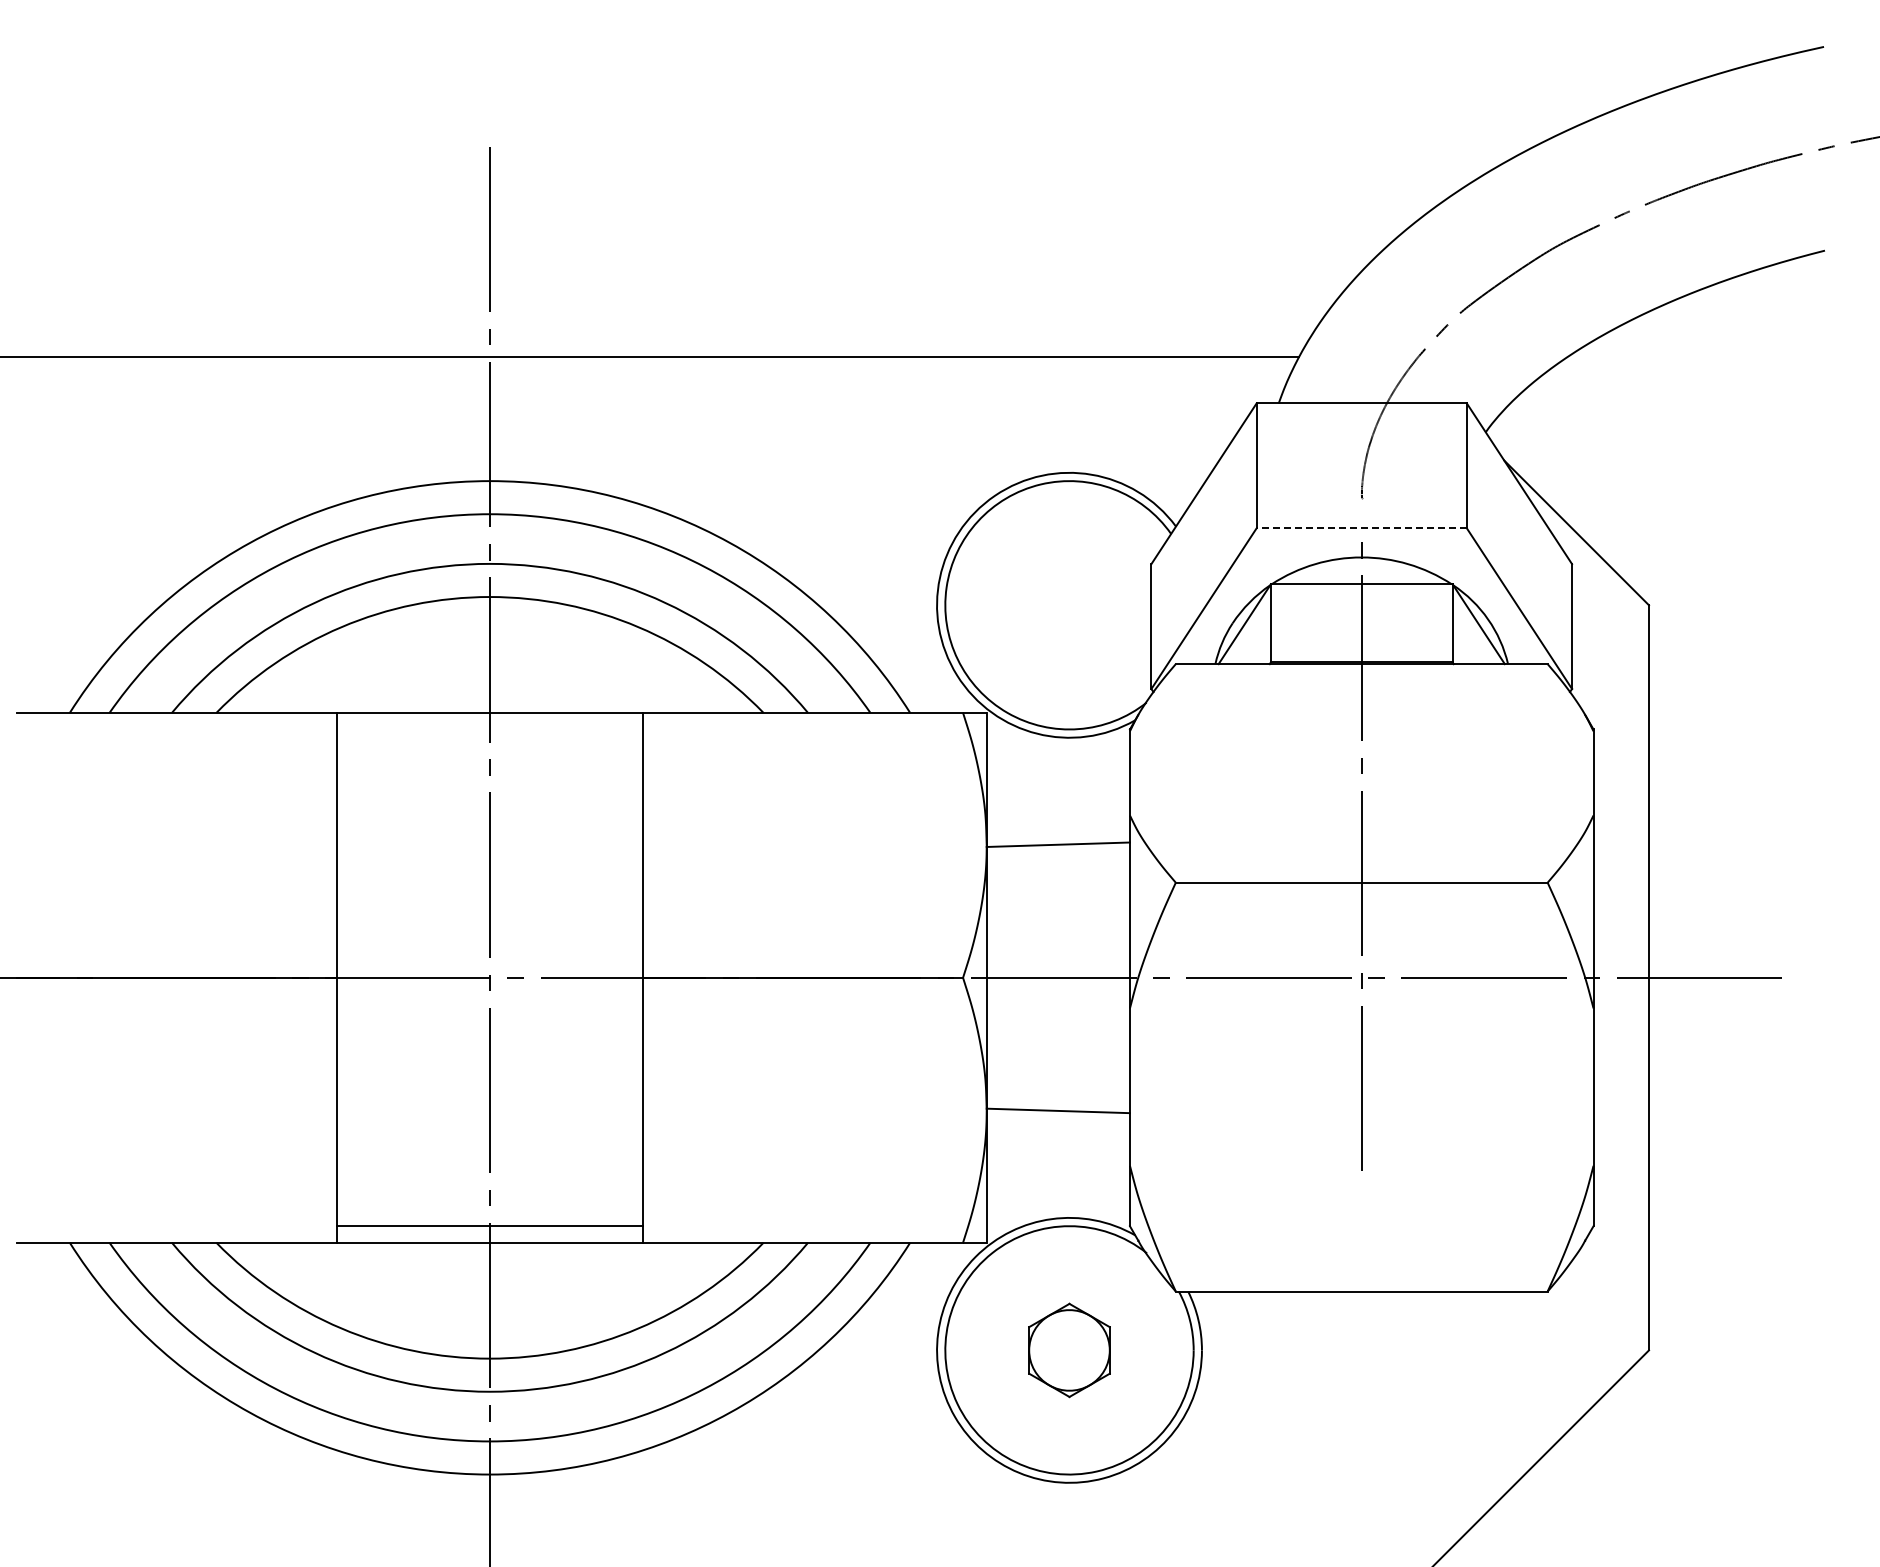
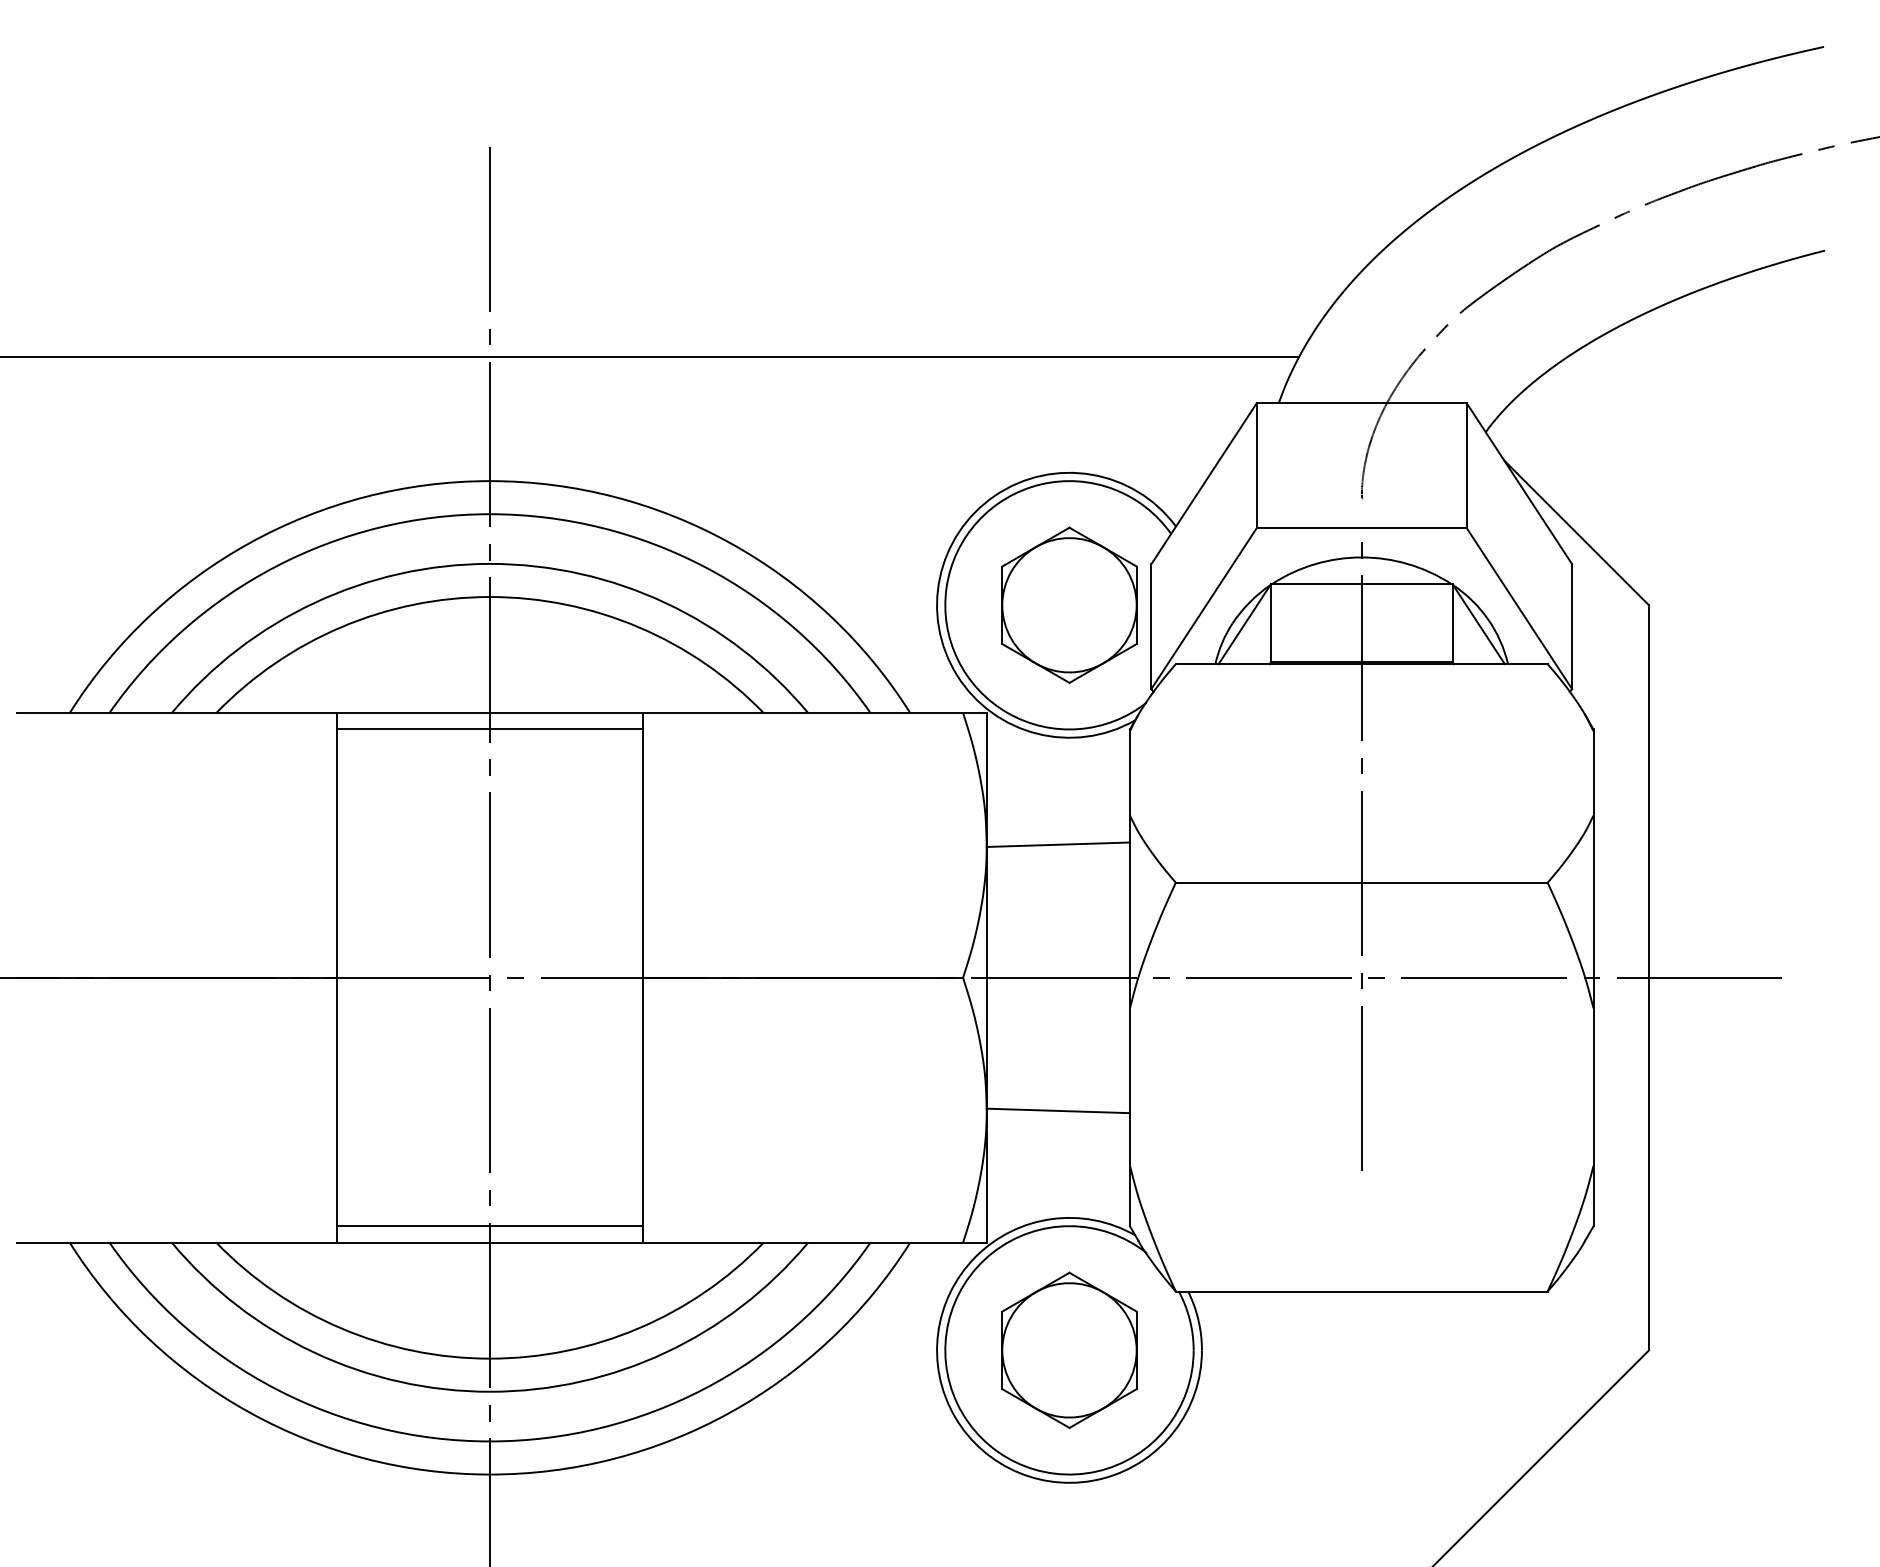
line: dashed -> solid (1361, 528)
part: none -> present (1069, 604)
line: none -> present (489, 729)
part size: 83x97 px -> 137x159 px (1069, 1350)
